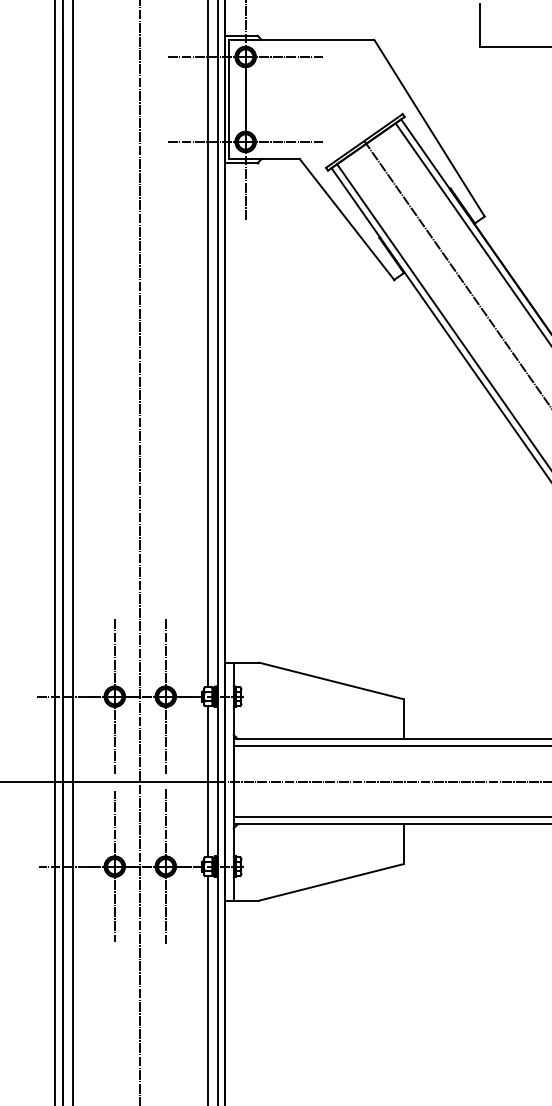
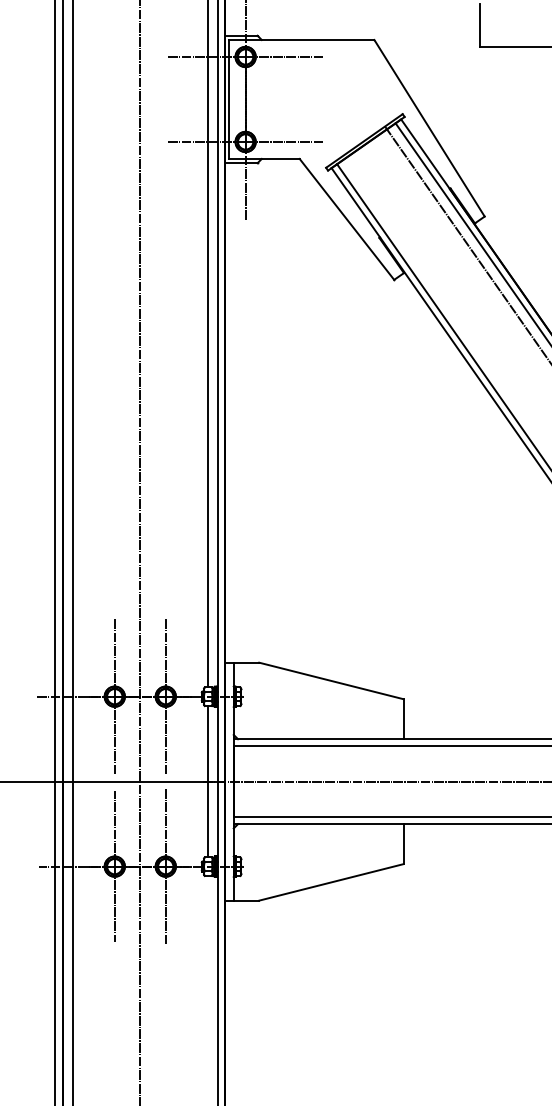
line position: (456, 272) -> (466, 243) (466, 243)
line: present -> none (207, 989)
